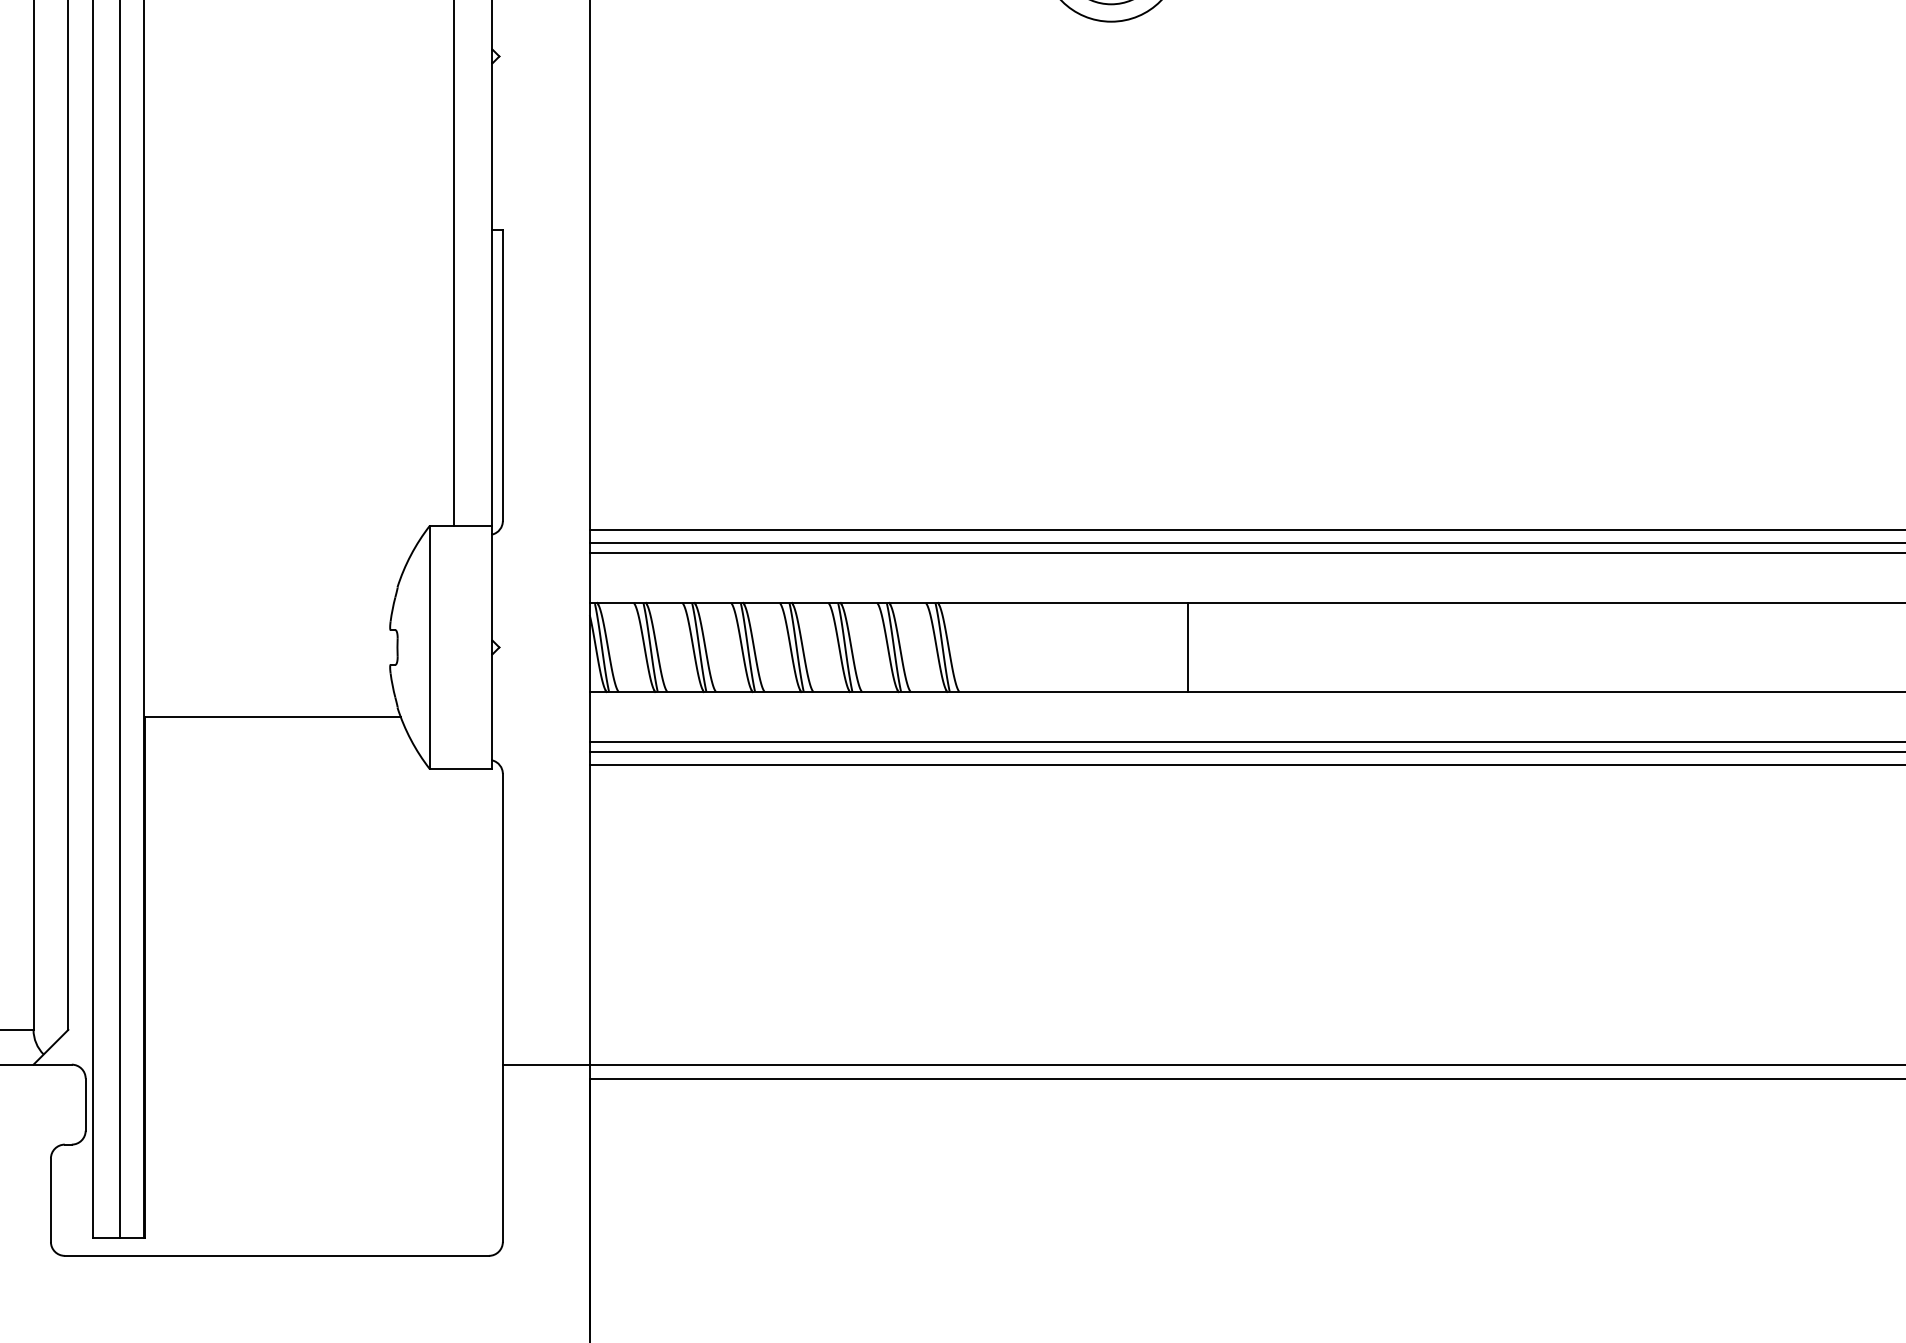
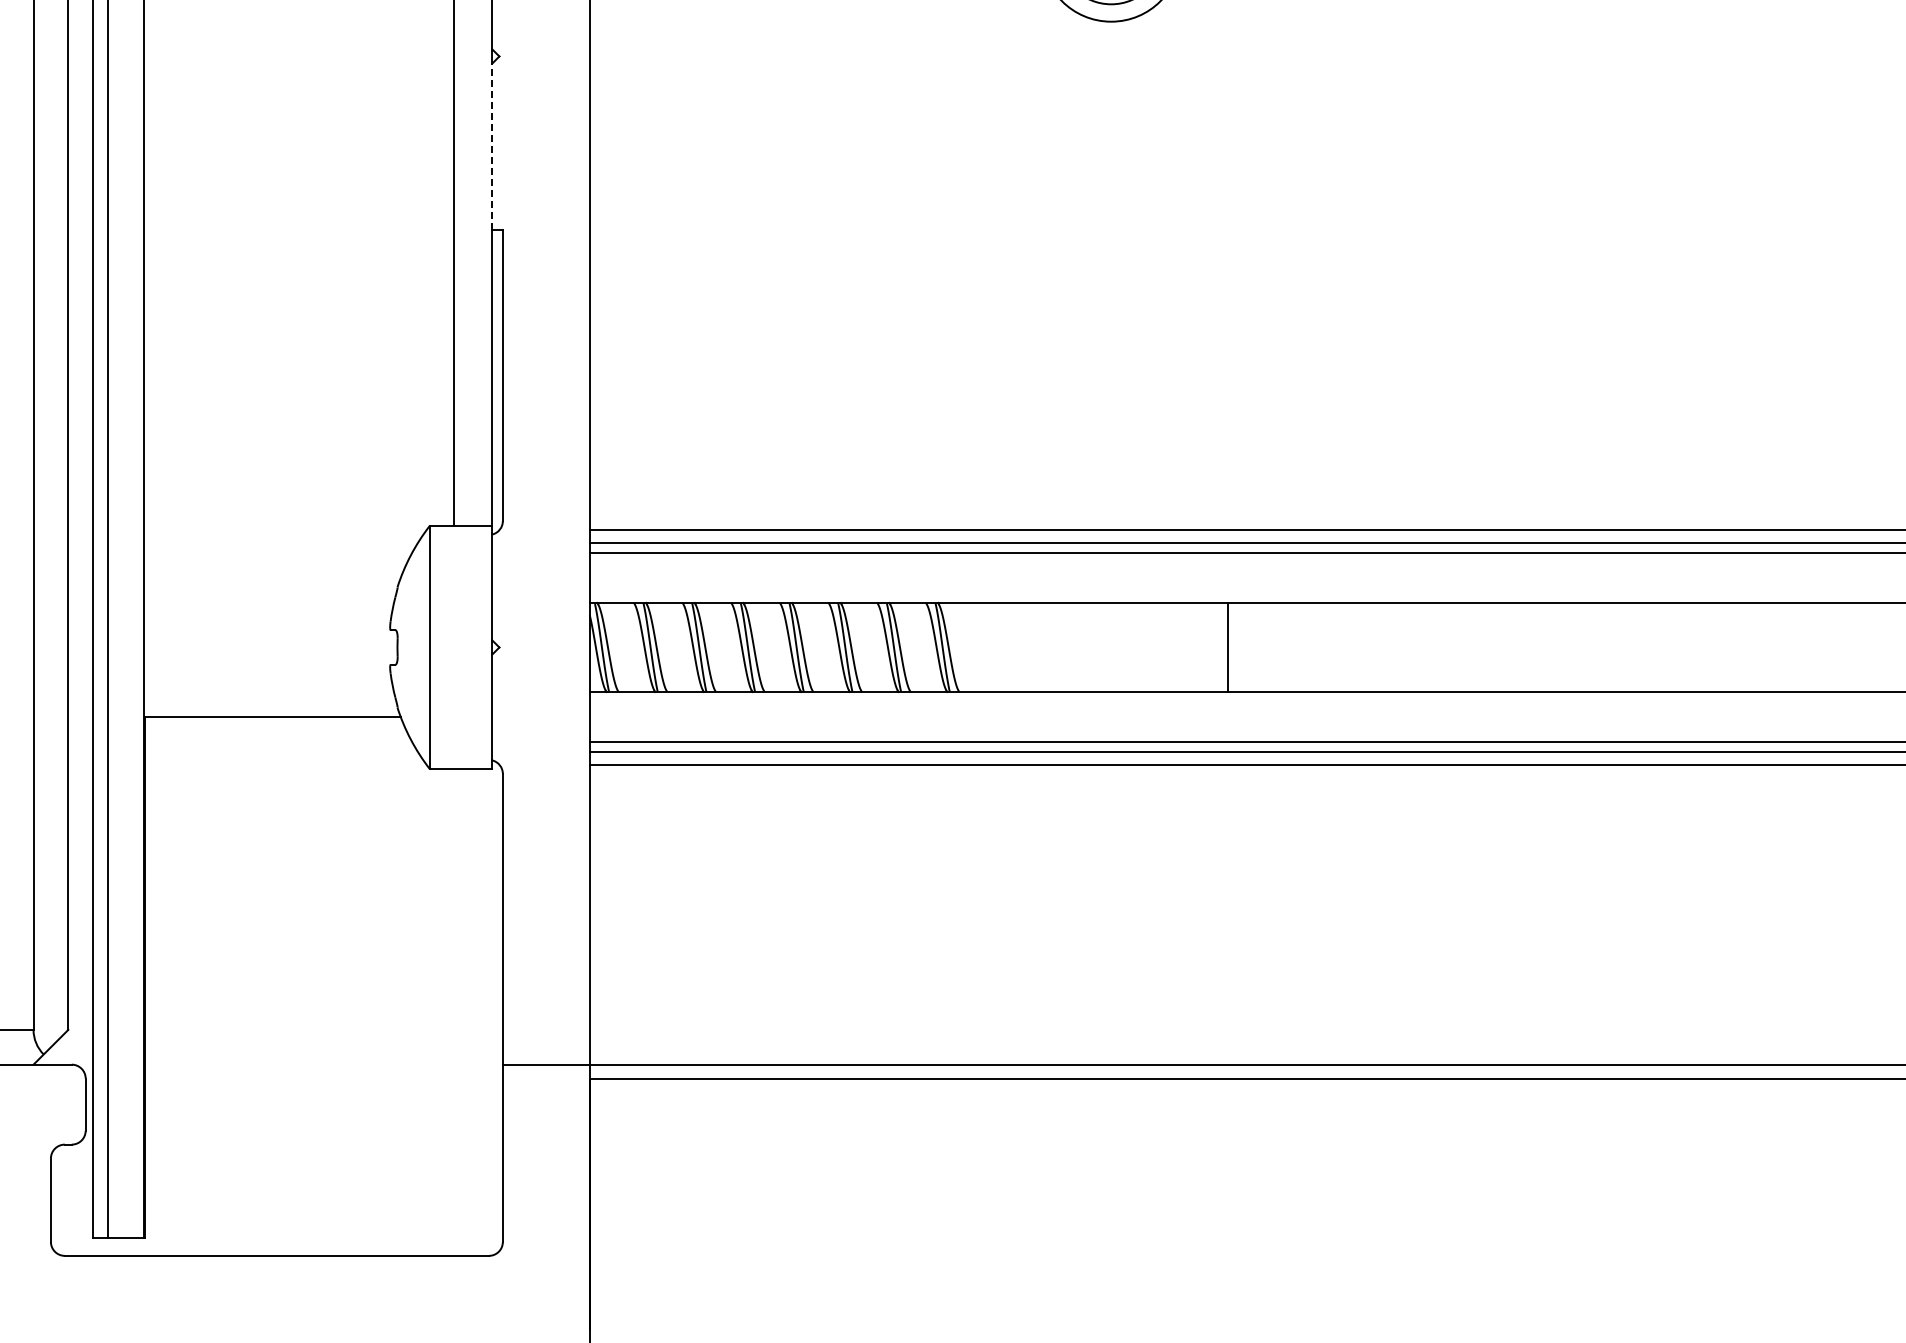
line: solid -> dashed (492, 146)
line position: (120, 620) -> (108, 620) (108, 620)
line position: (1187, 646) -> (1227, 646) (1227, 646)
